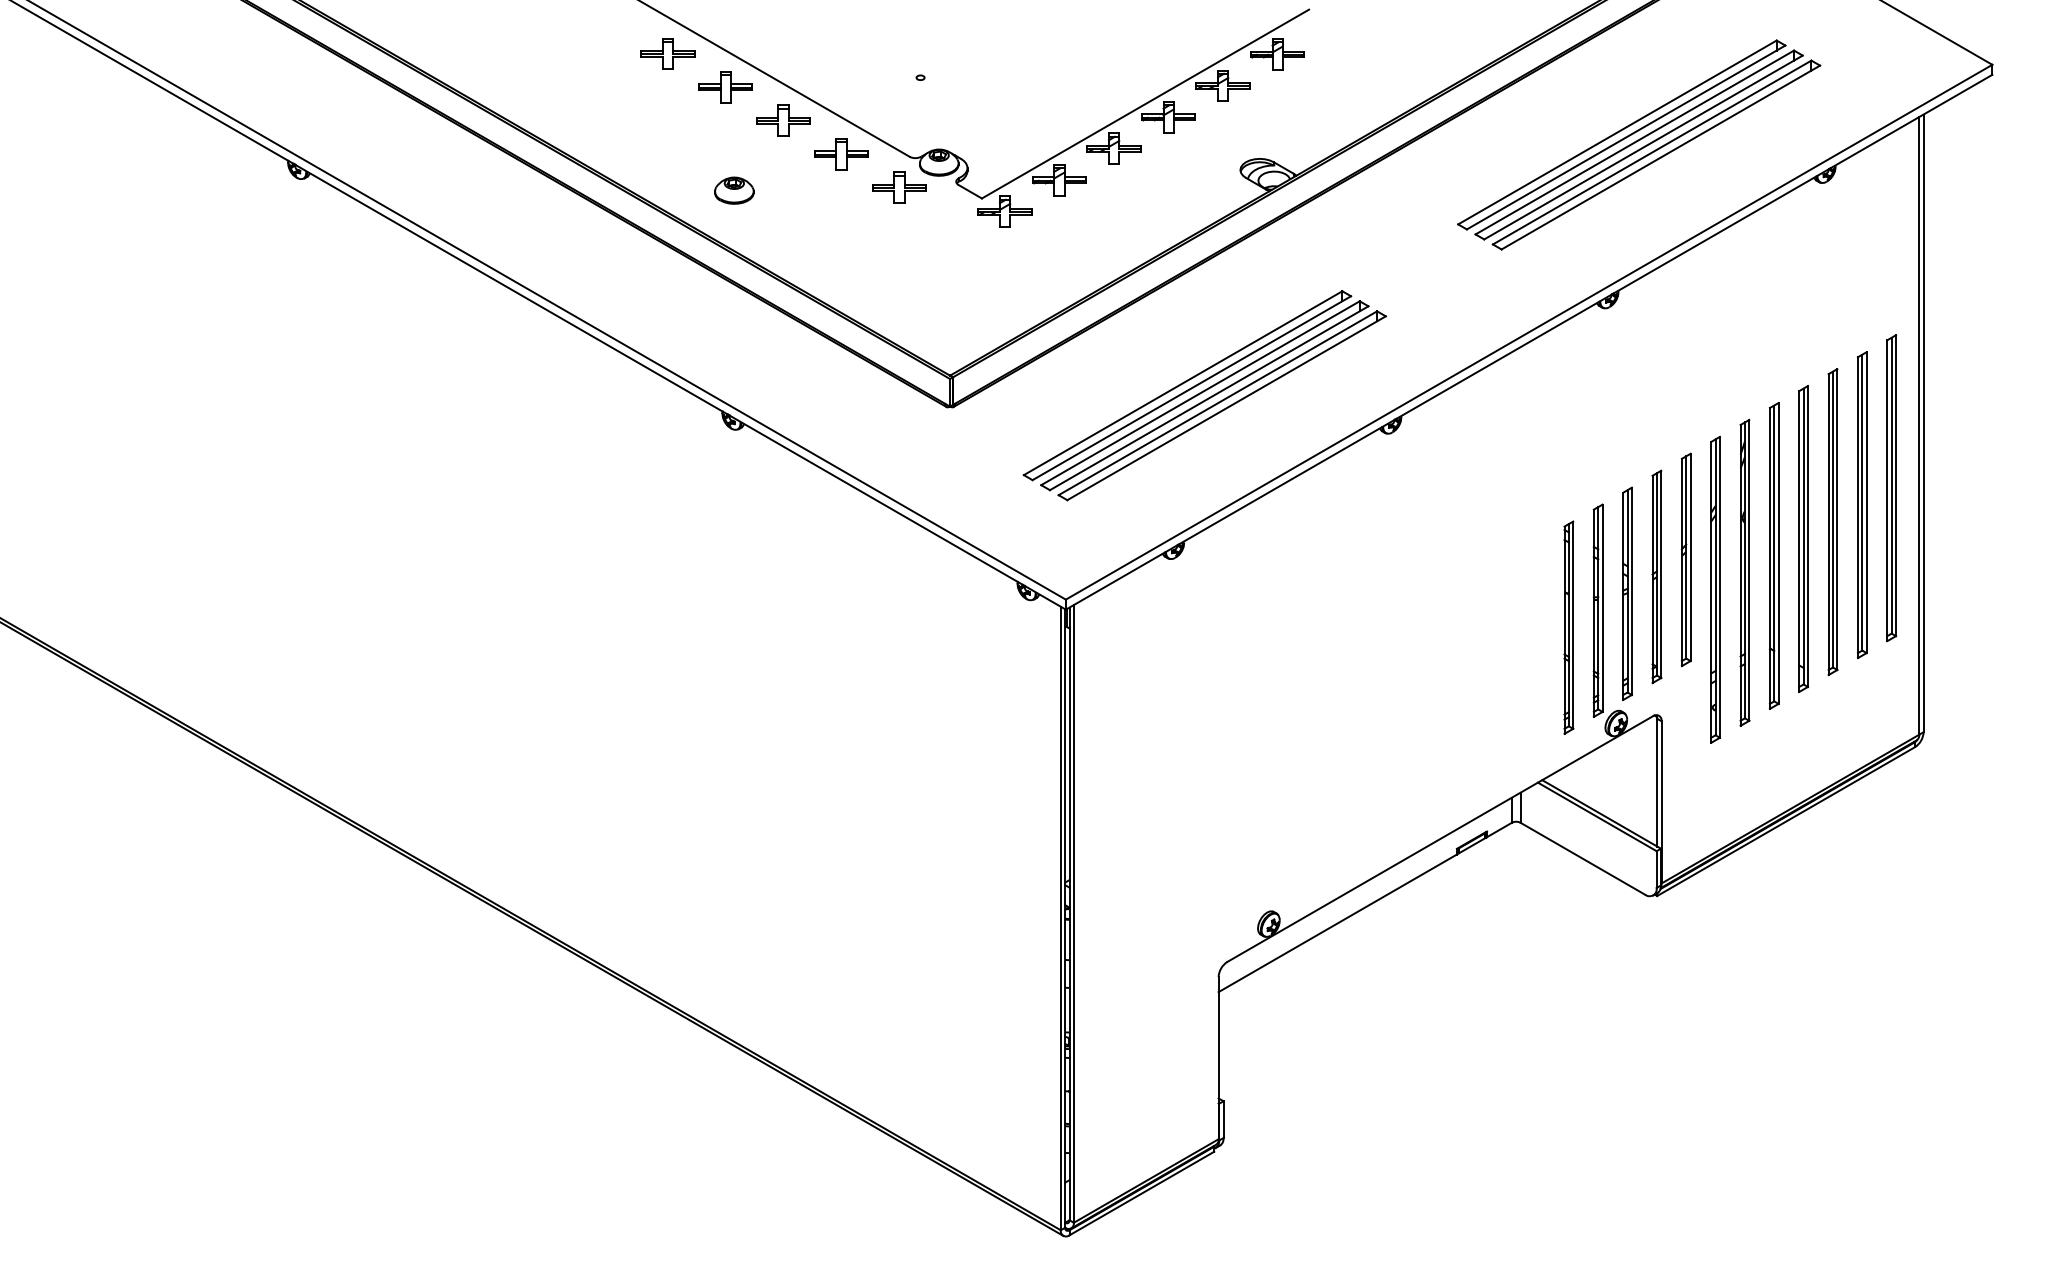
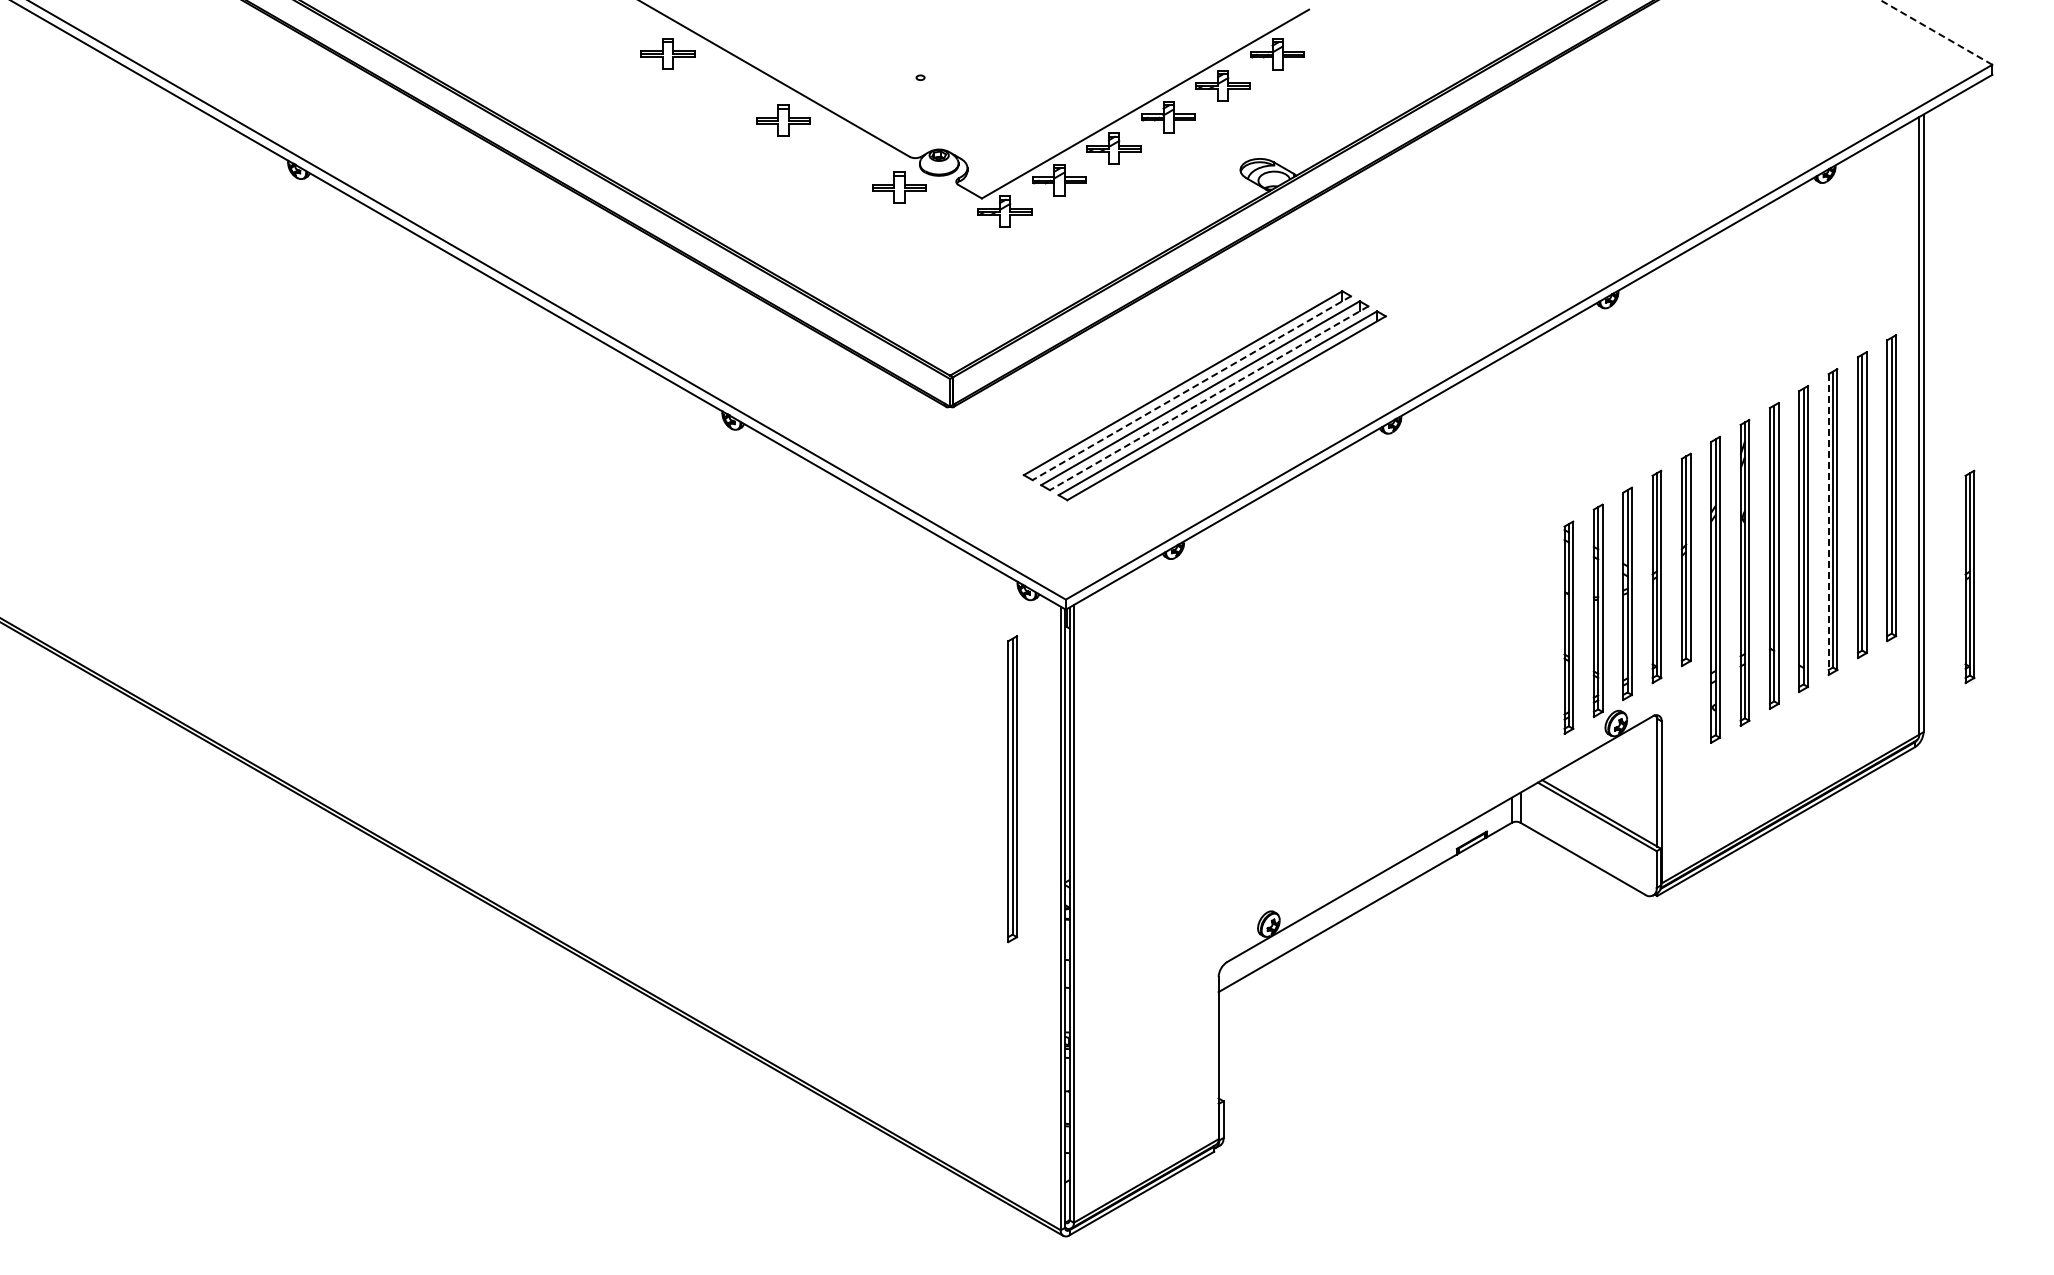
line: solid -> dashed (1936, 32)
part: present -> none (725, 87)
part: present -> none (1639, 144)
part: present -> none (841, 154)
part: present -> none (734, 190)
line: solid -> dashed (1191, 388)
line: solid -> dashed (1209, 398)
line: solid -> dashed (1828, 525)
part: none -> present (1969, 576)
part: none -> present (1012, 789)
